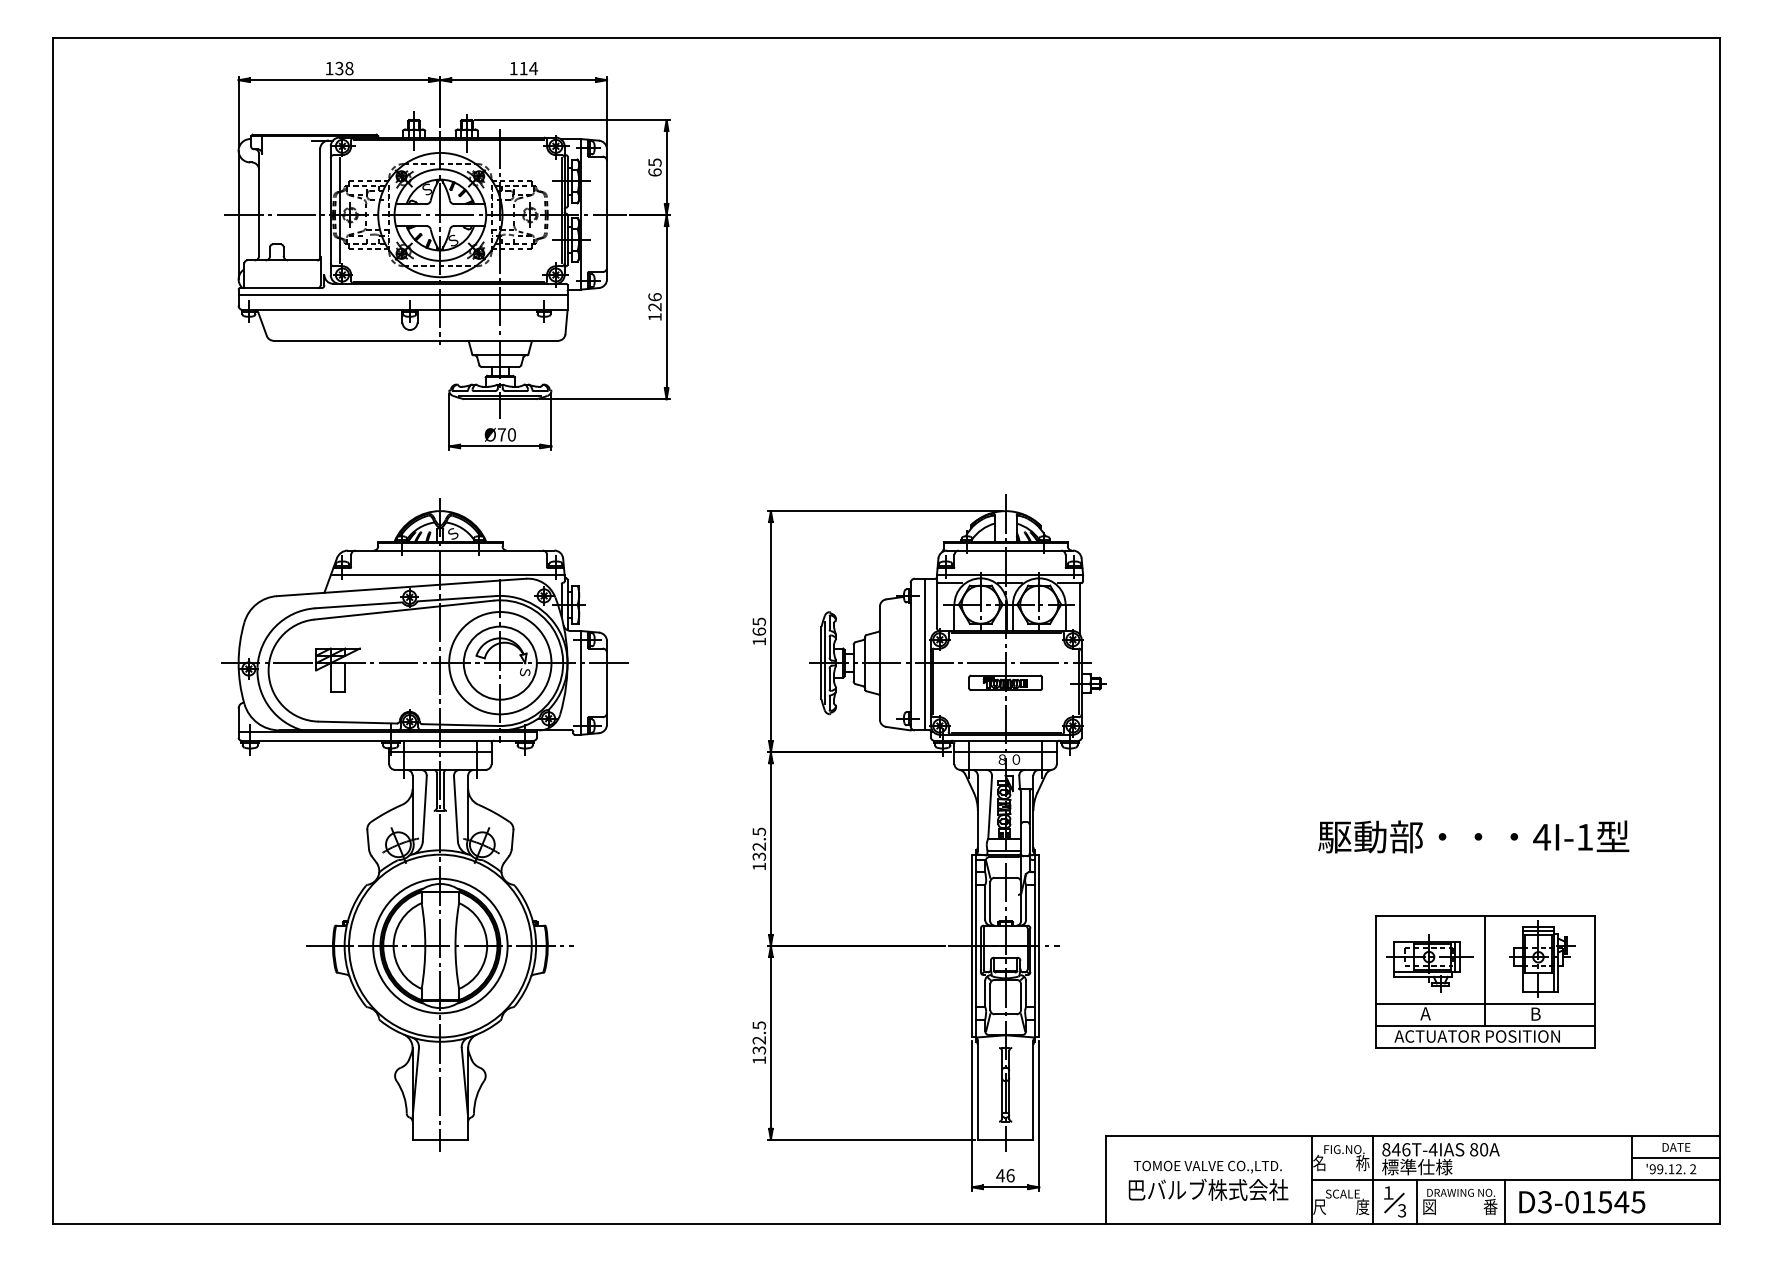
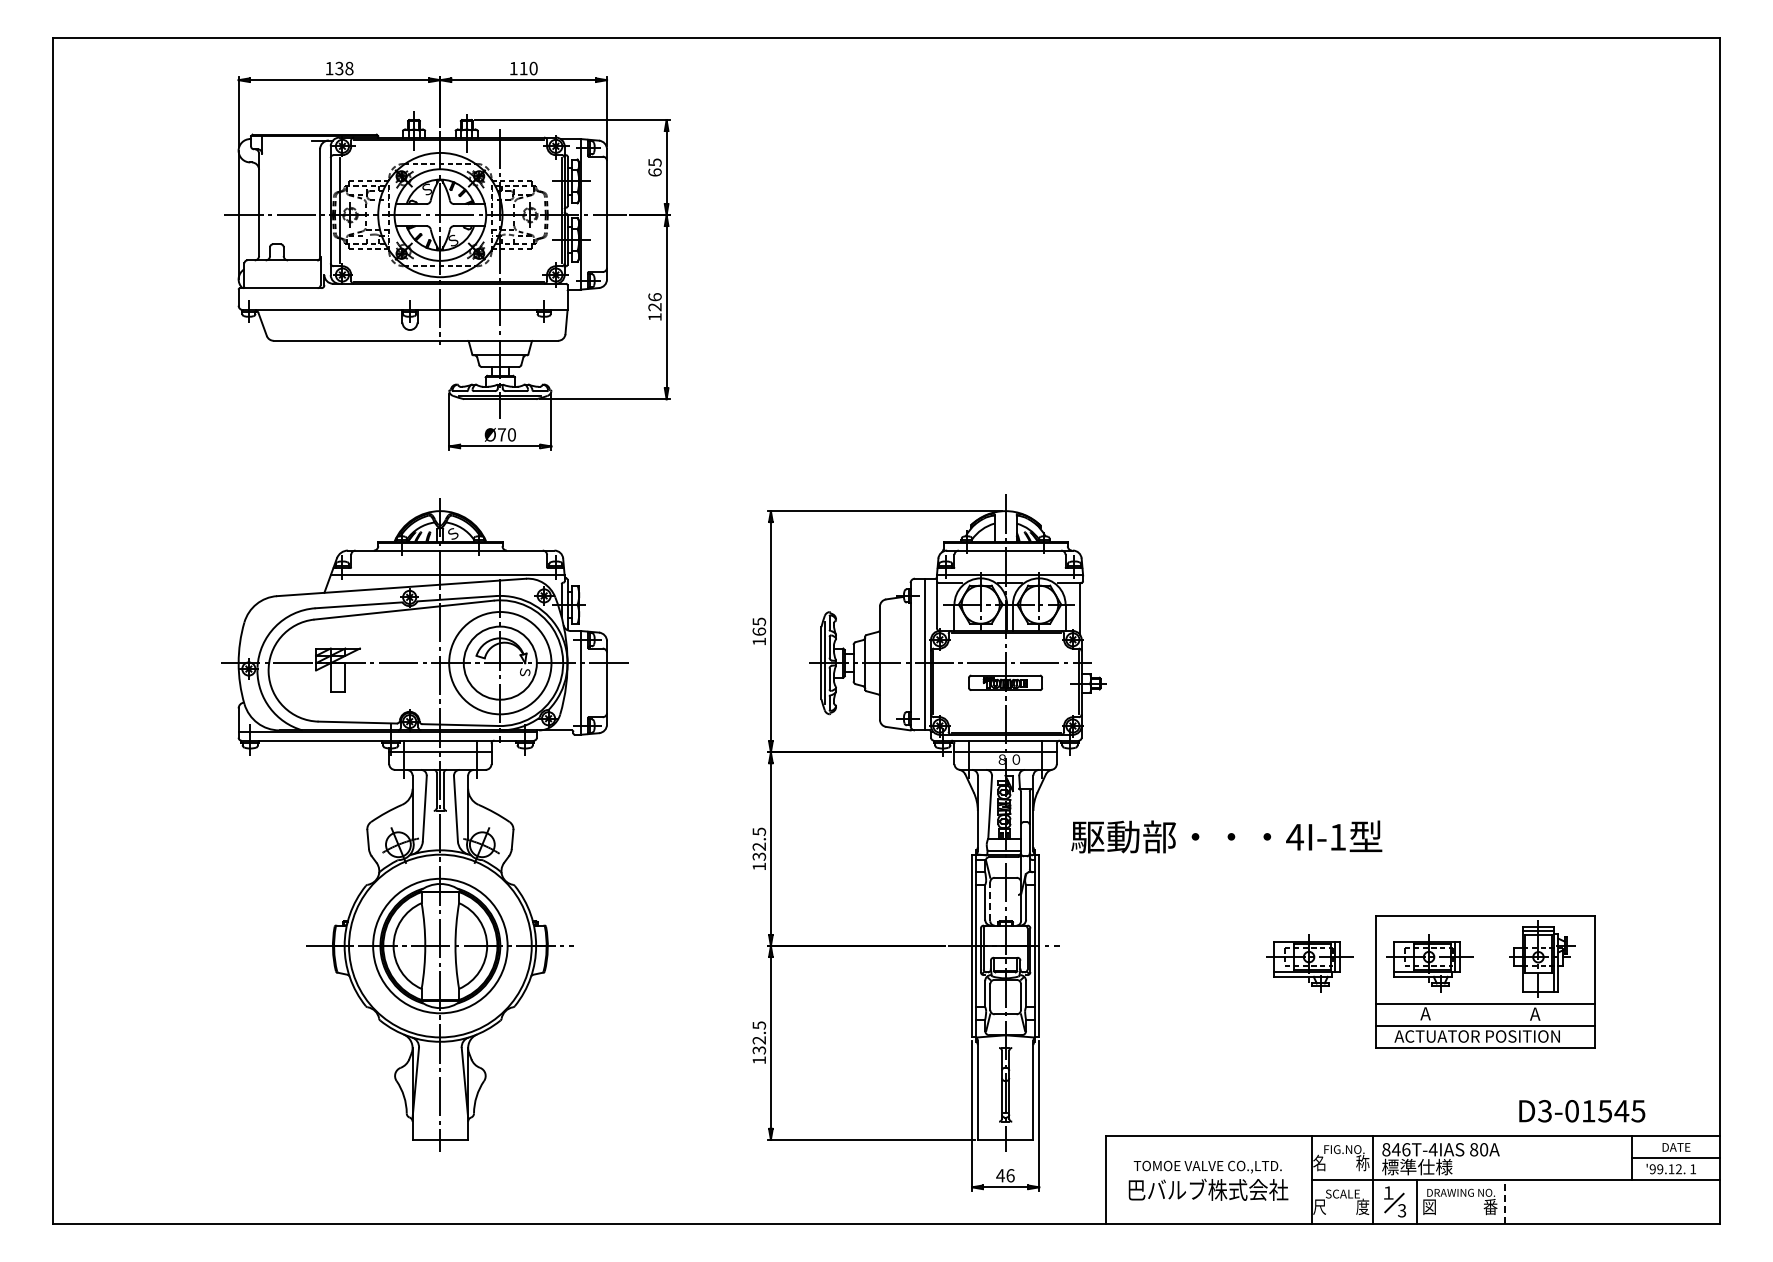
text: 114 -> 110 (533, 68)
line: present -> none (402, 295)
text position: (1473, 836) -> (1226, 836) (1226, 836)
line: solid -> dashed (990, 901)
part: none -> present (1309, 963)
line: present -> none (1485, 970)
text: B -> A (1535, 1013)
text: 2 -> 1 (1693, 1169)
line: solid -> dashed (1504, 1202)
text position: (1582, 1202) -> (1582, 1111) (1582, 1111)
